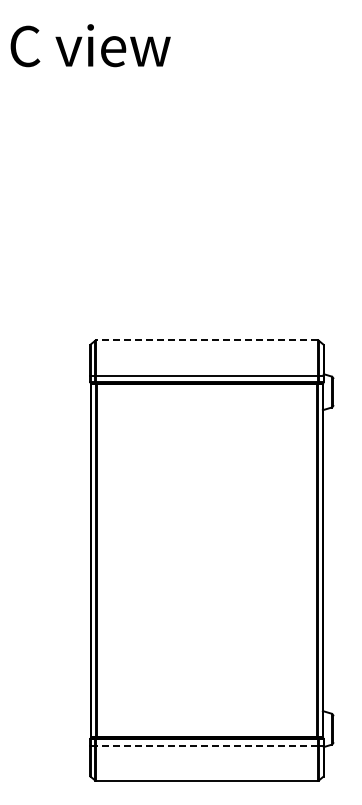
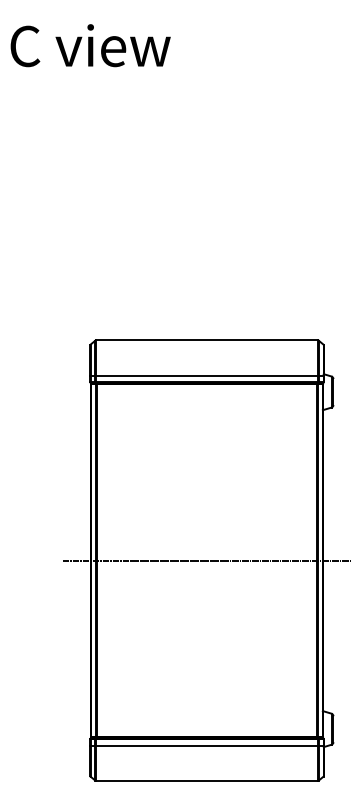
line: dashed -> solid (206, 340)
line: none -> present (206, 560)
line: dashed -> solid (206, 745)
